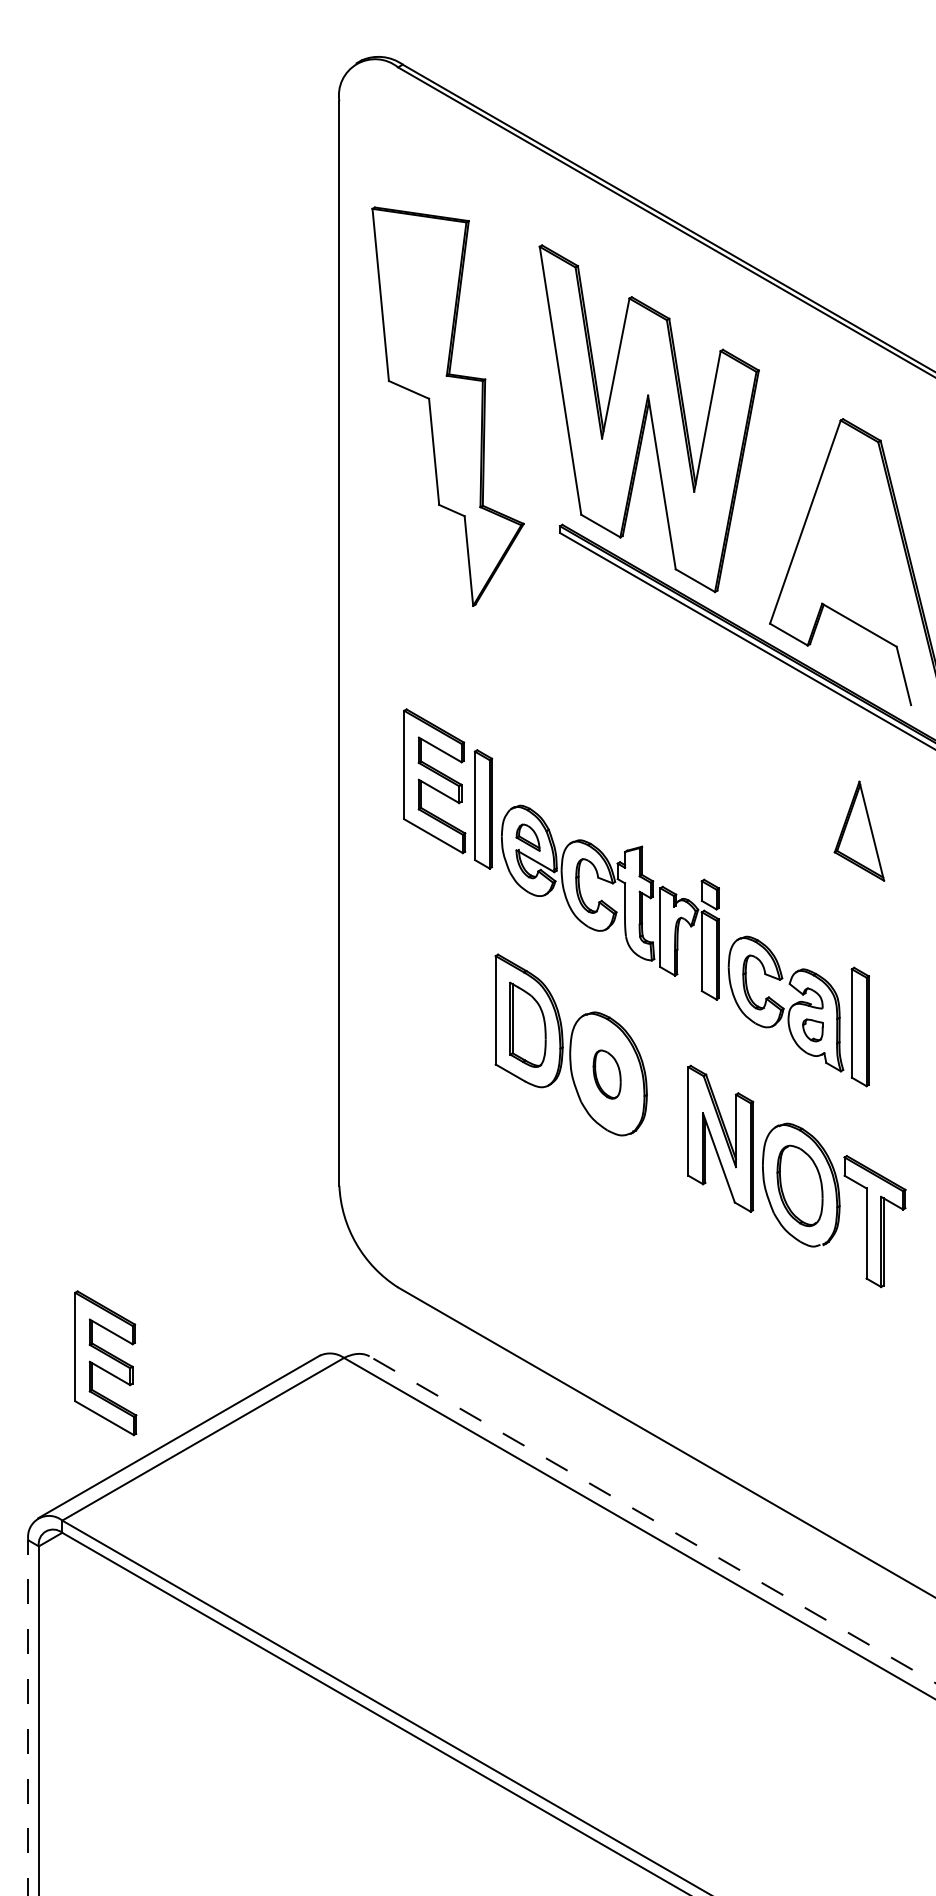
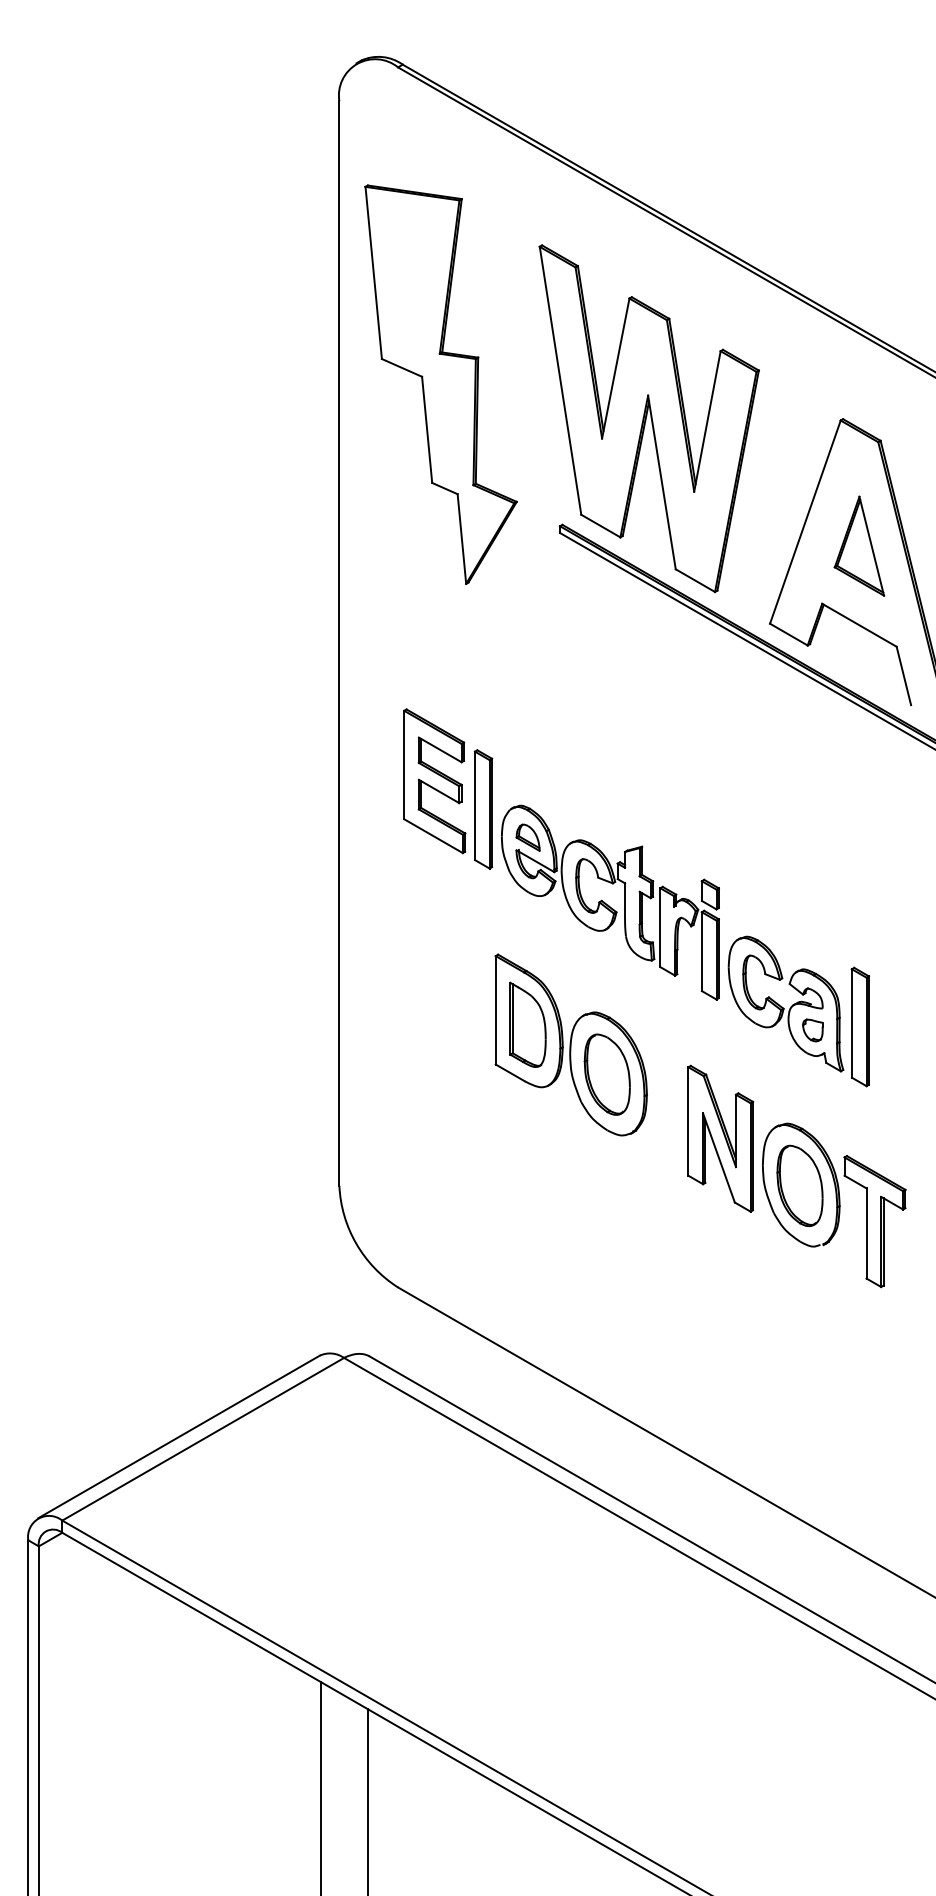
part position: (447, 406) -> (440, 384) (440, 384)
part position: (859, 830) -> (859, 545) (859, 545)
part size: 30x51 px -> 48x83 px (606, 1074)
part: present -> none (105, 1363)
line: dashed -> solid (651, 1519)
line: dashed -> solid (28, 1717)
line: none -> present (320, 1786)
line: none -> present (367, 1800)
